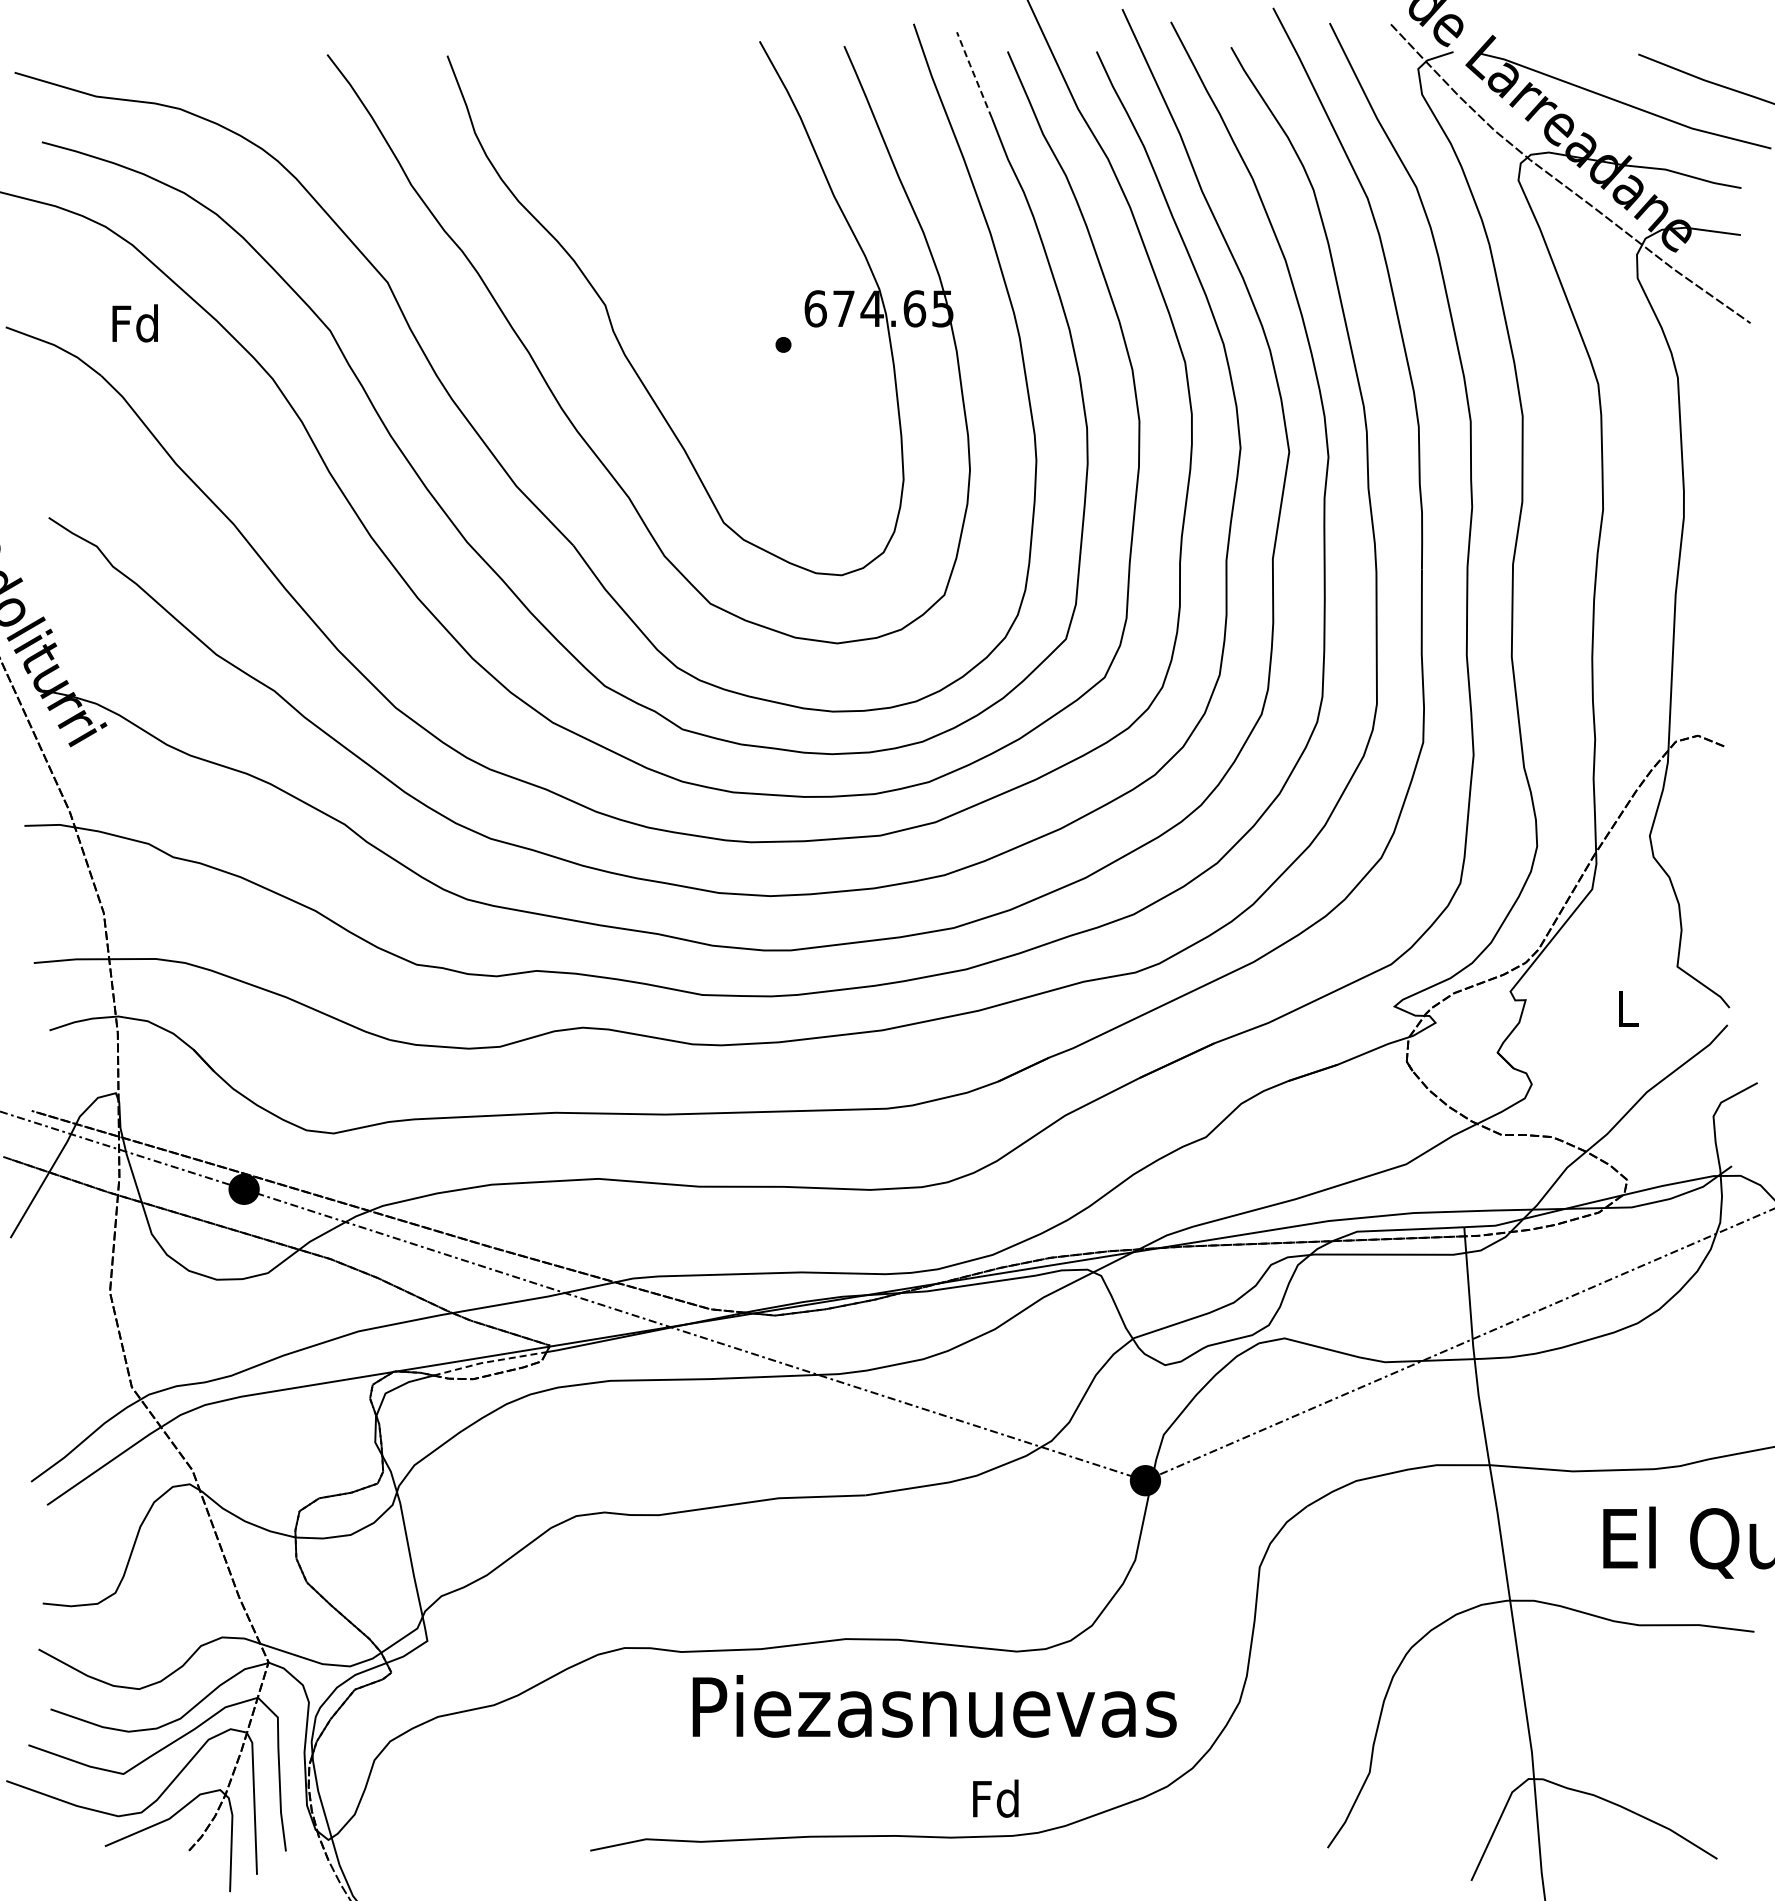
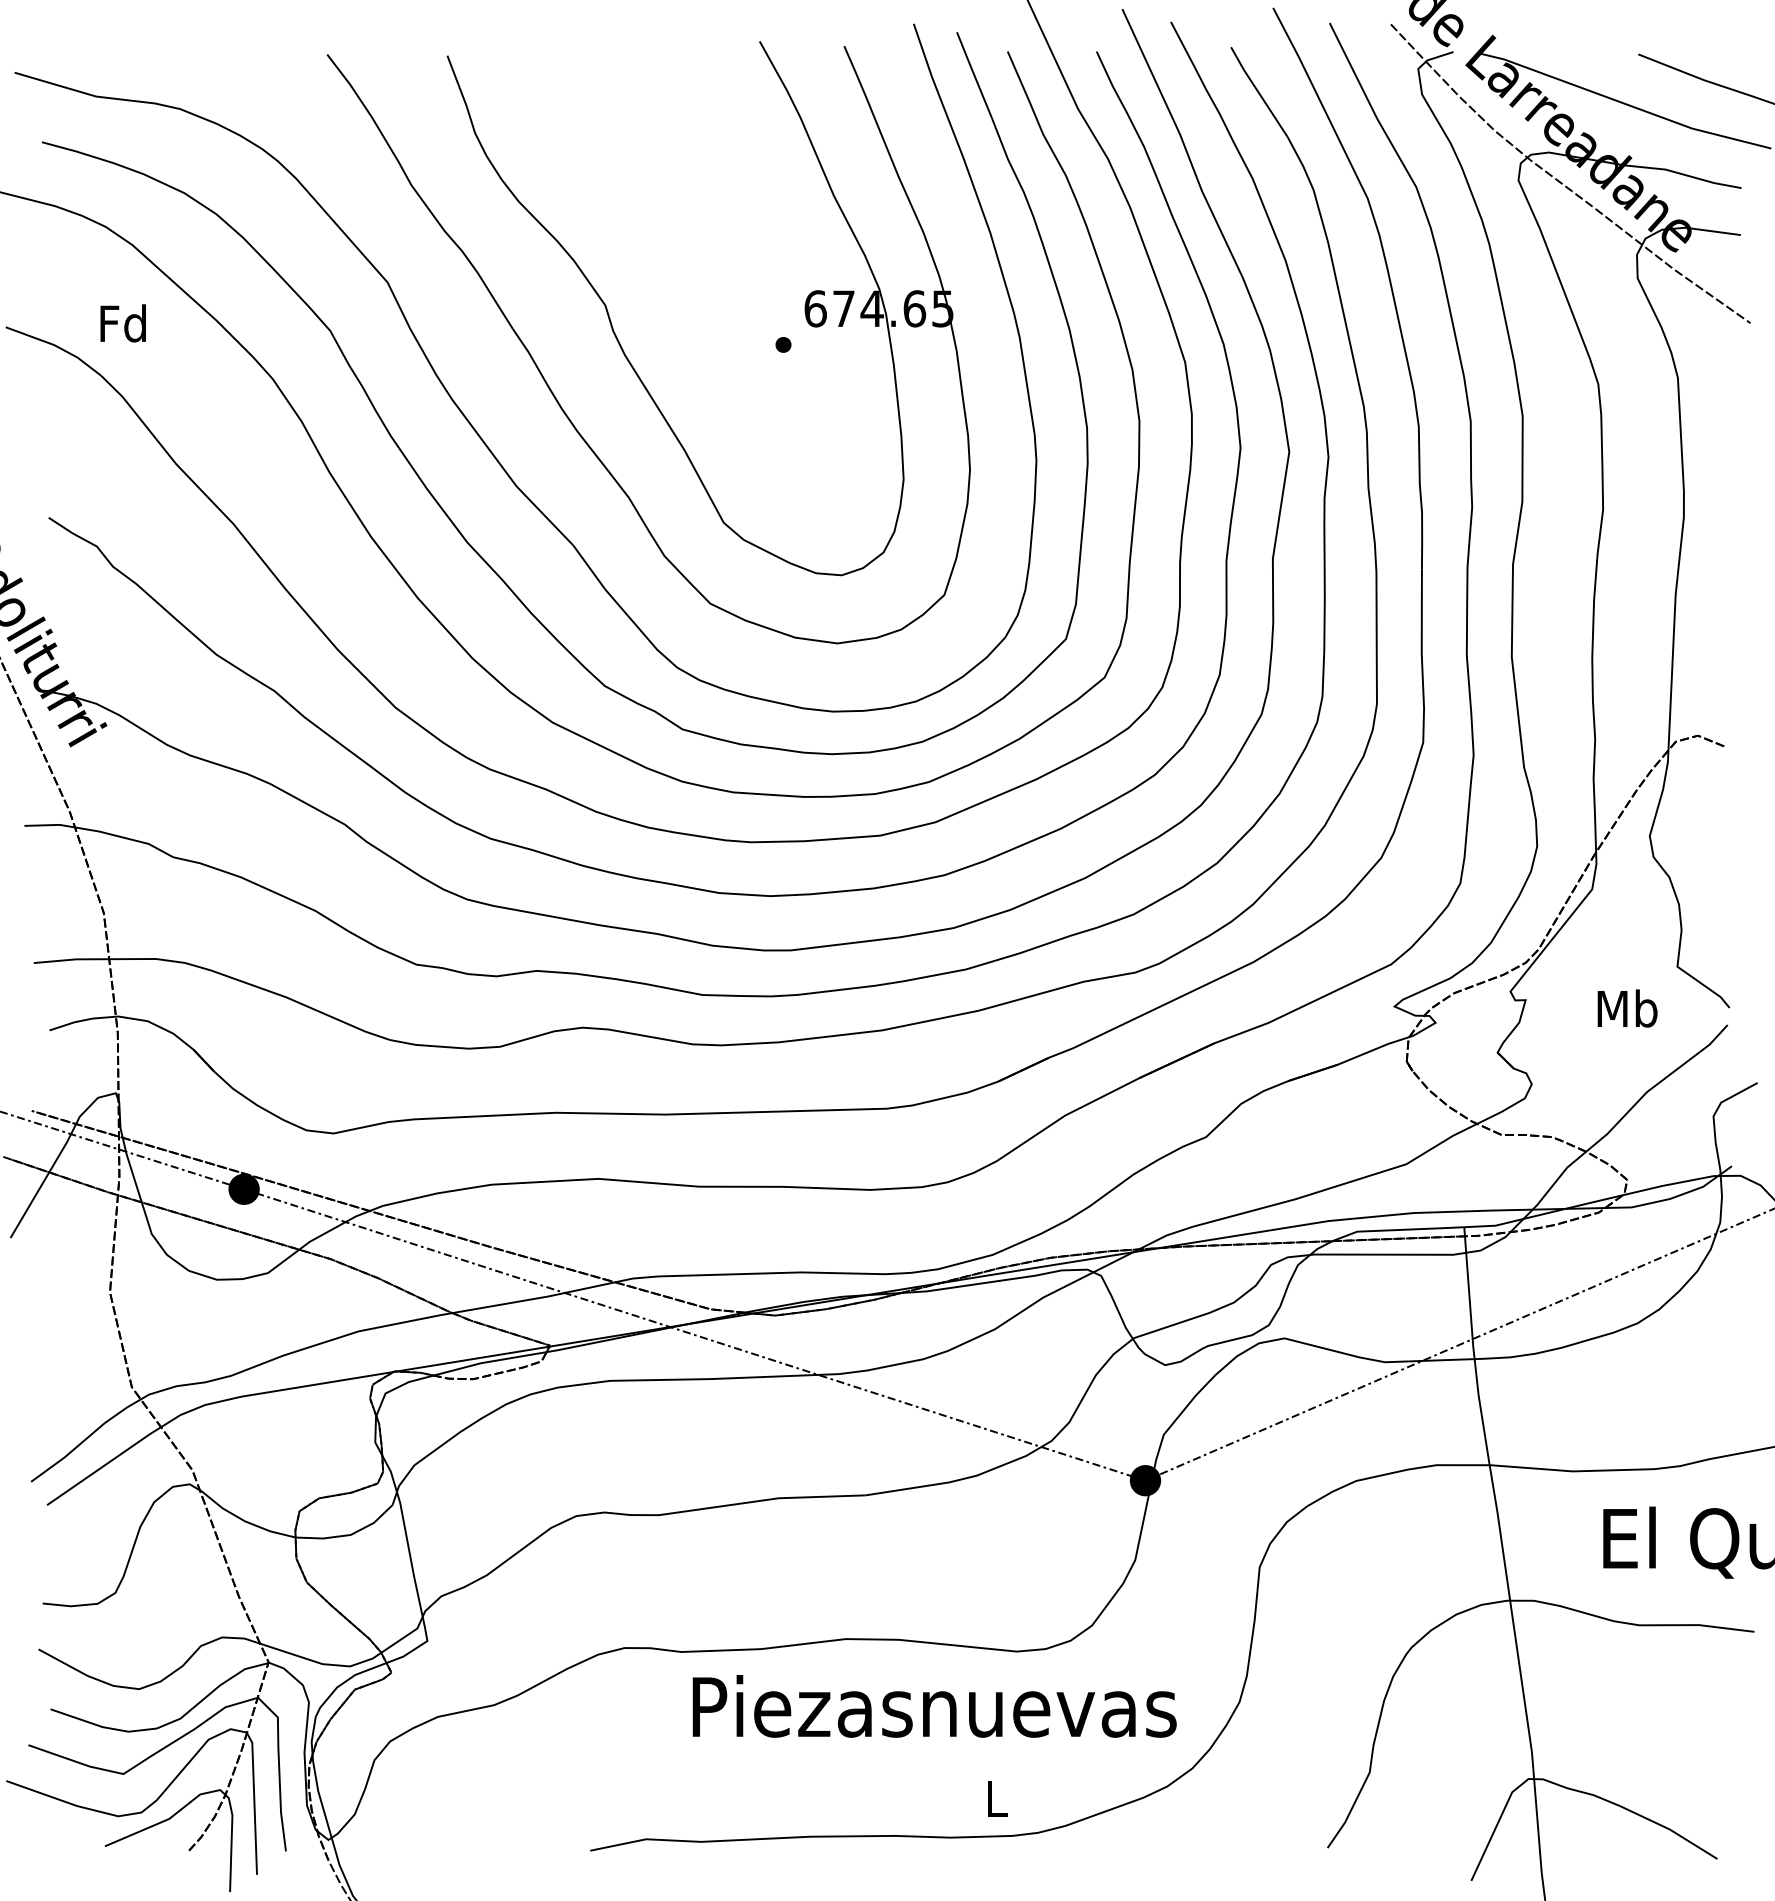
line: dashed -> solid (973, 74)
text position: (134, 323) -> (122, 323) (122, 323)
text: L -> Mb (1627, 1008)
line: dashed -> solid (489, 1361)
text: Fd -> L (995, 1798)
